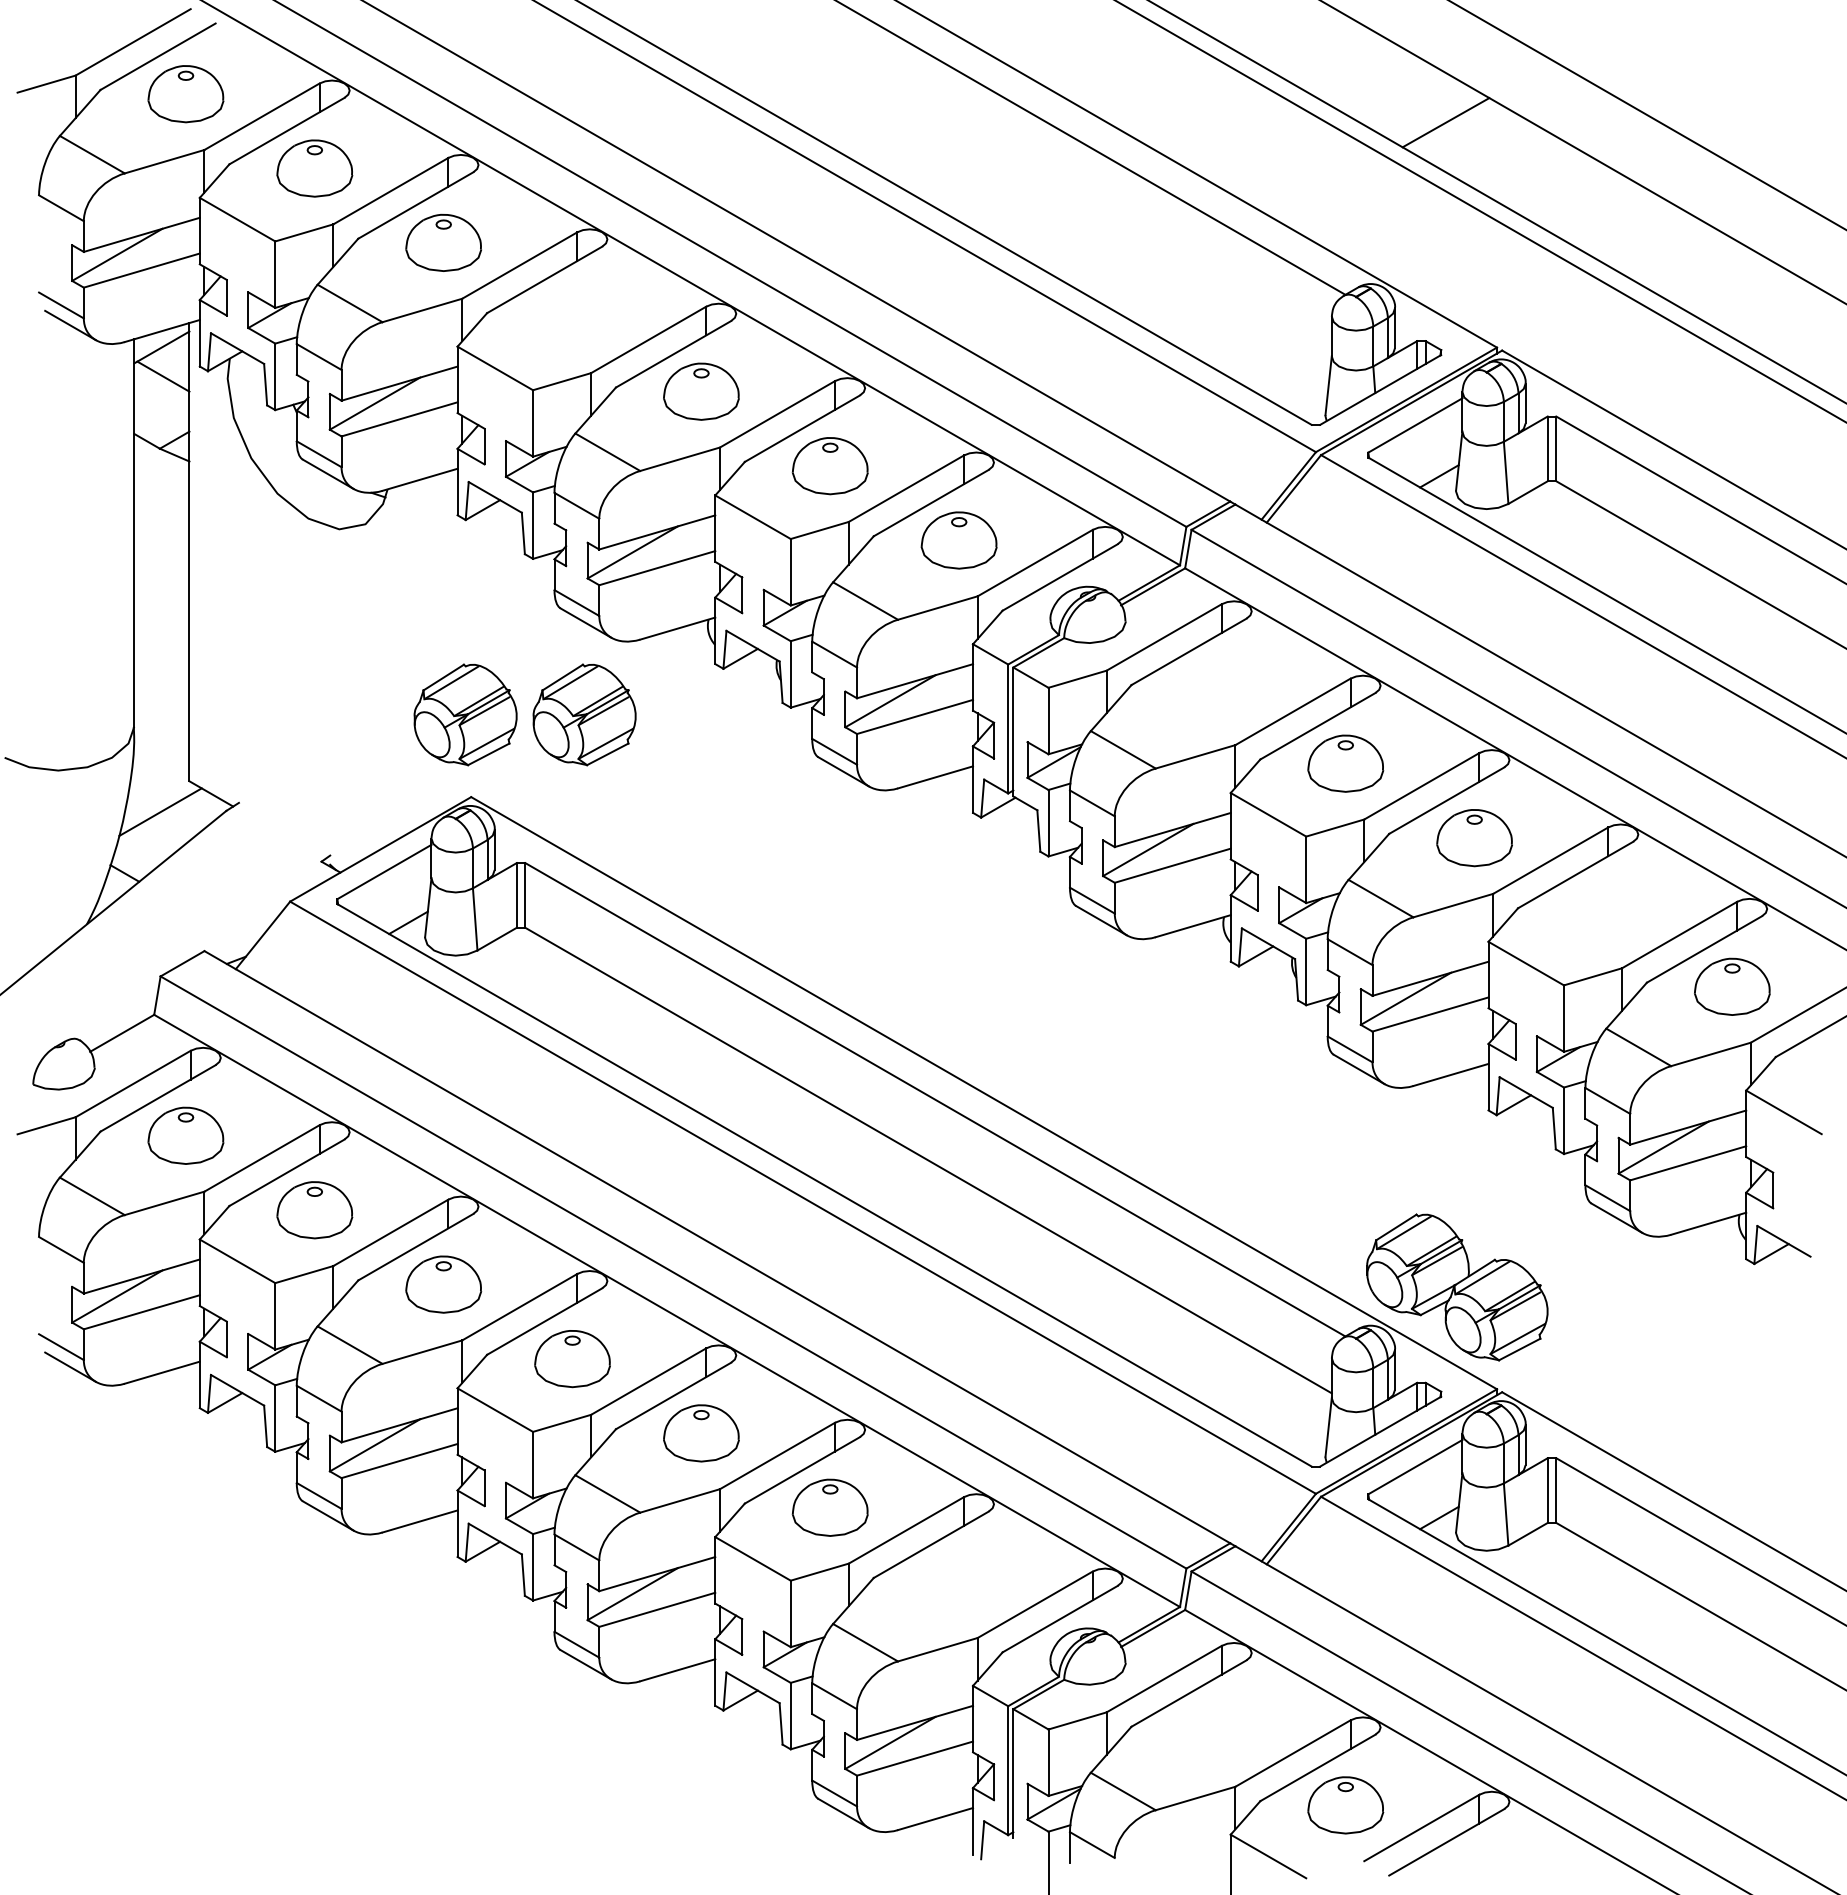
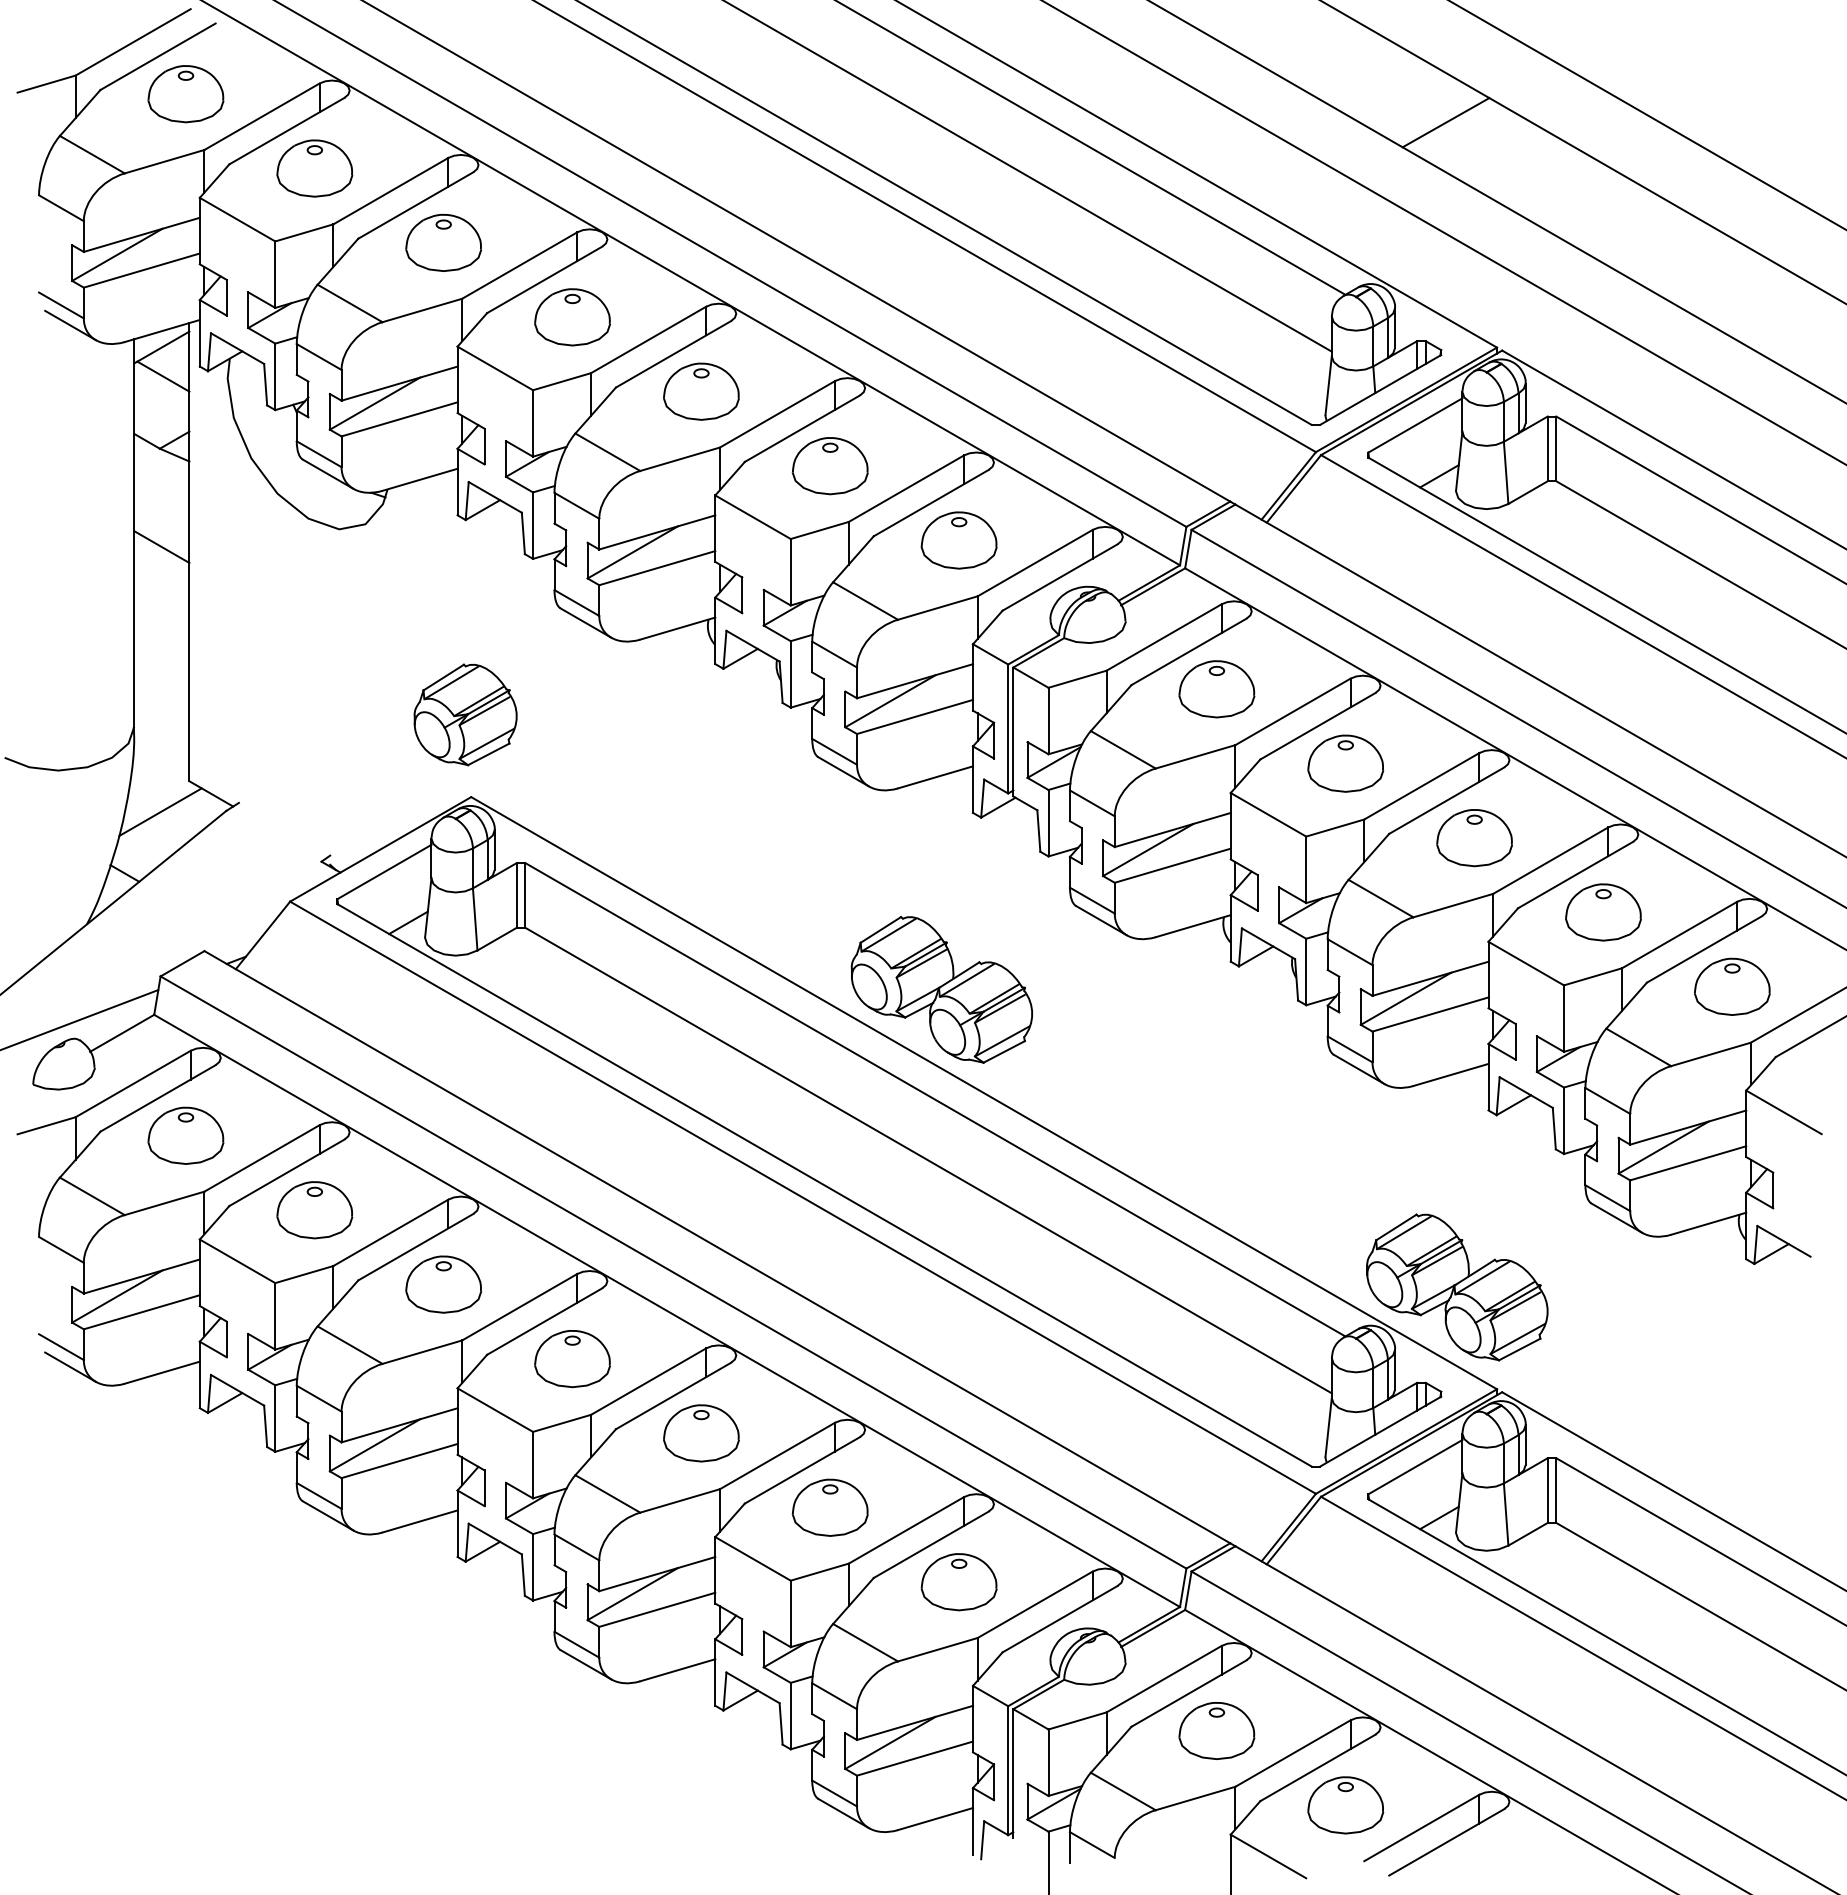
line: none -> present (1028, 176)
line position: (1480, 211) -> (1444, 232) (1444, 232)
part: none -> present (572, 317)
line: none -> present (161, 547)
part: none -> present (1216, 689)
part: present -> none (584, 714)
part: none -> present (1603, 912)
part: none -> present (941, 989)
line: none -> present (80, 1019)
part: none -> present (958, 1582)
part: none -> present (1216, 1730)
